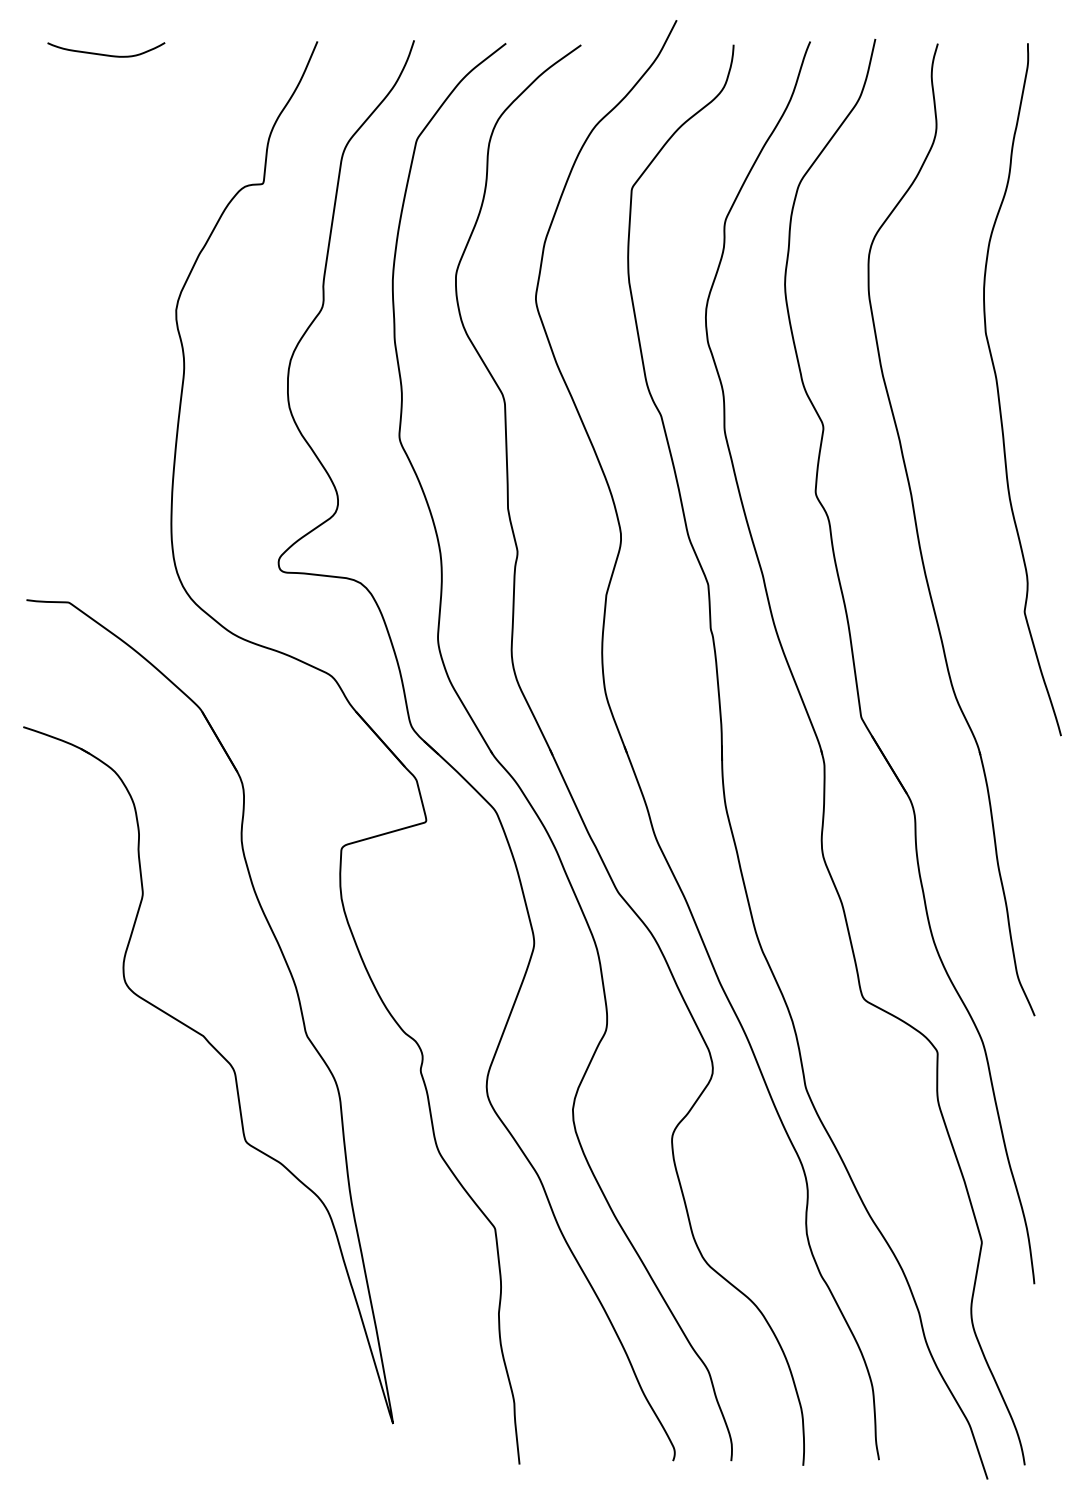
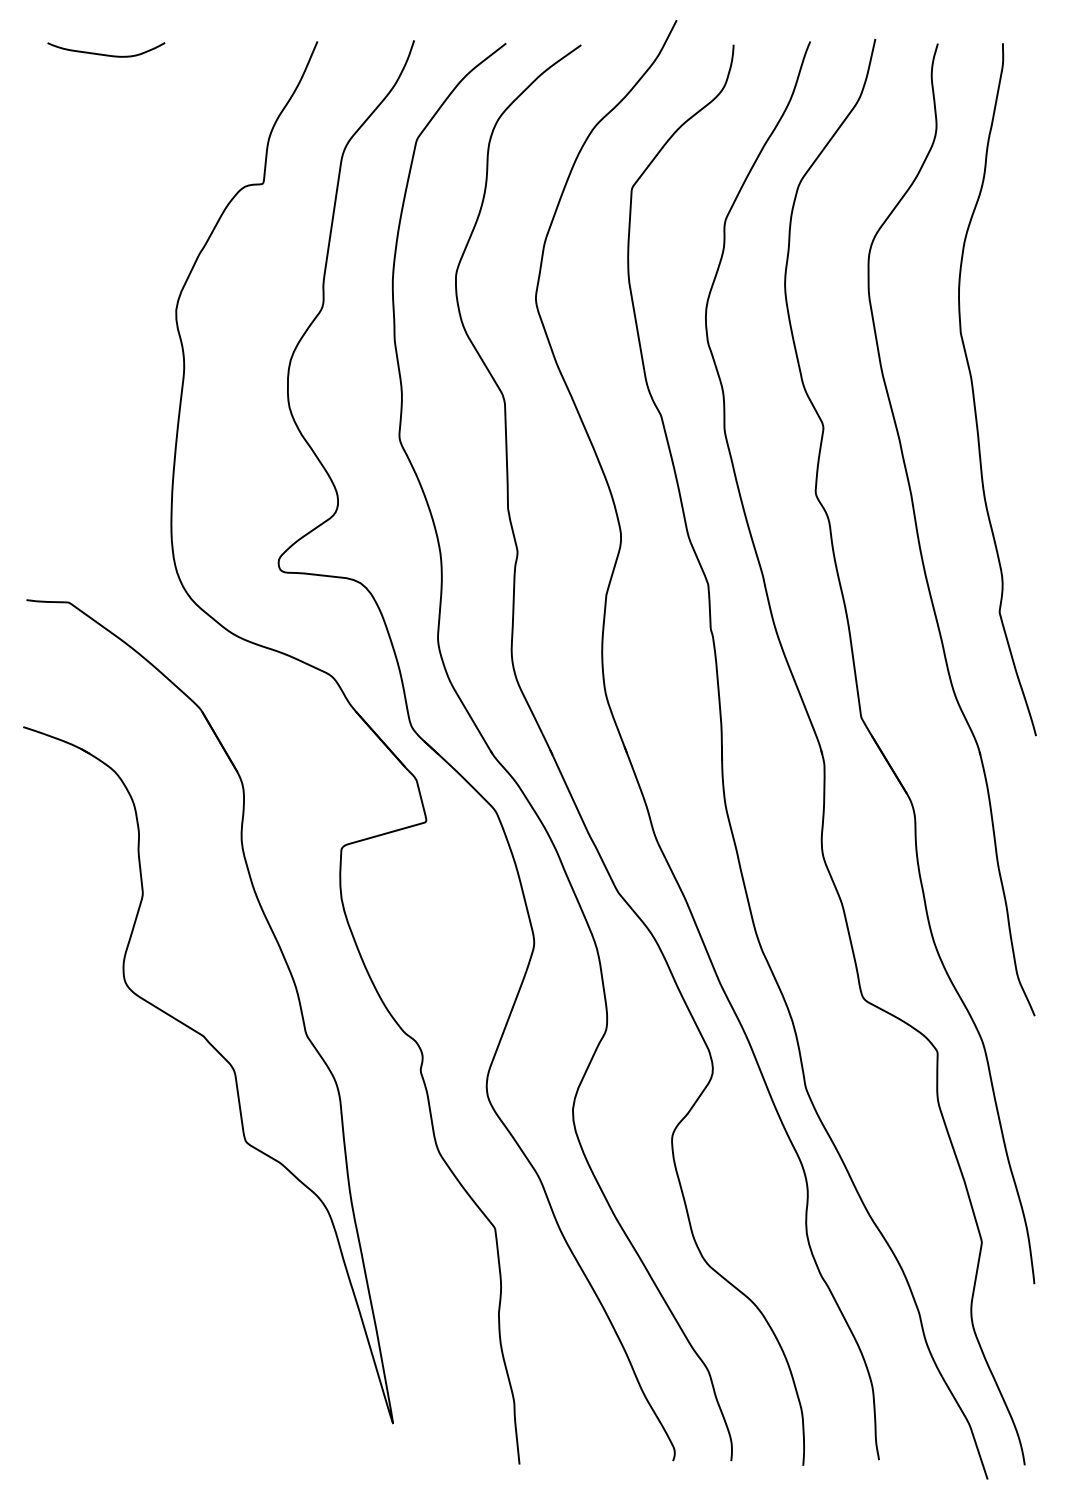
curve position: (999, 392) -> (974, 392) (974, 392)
